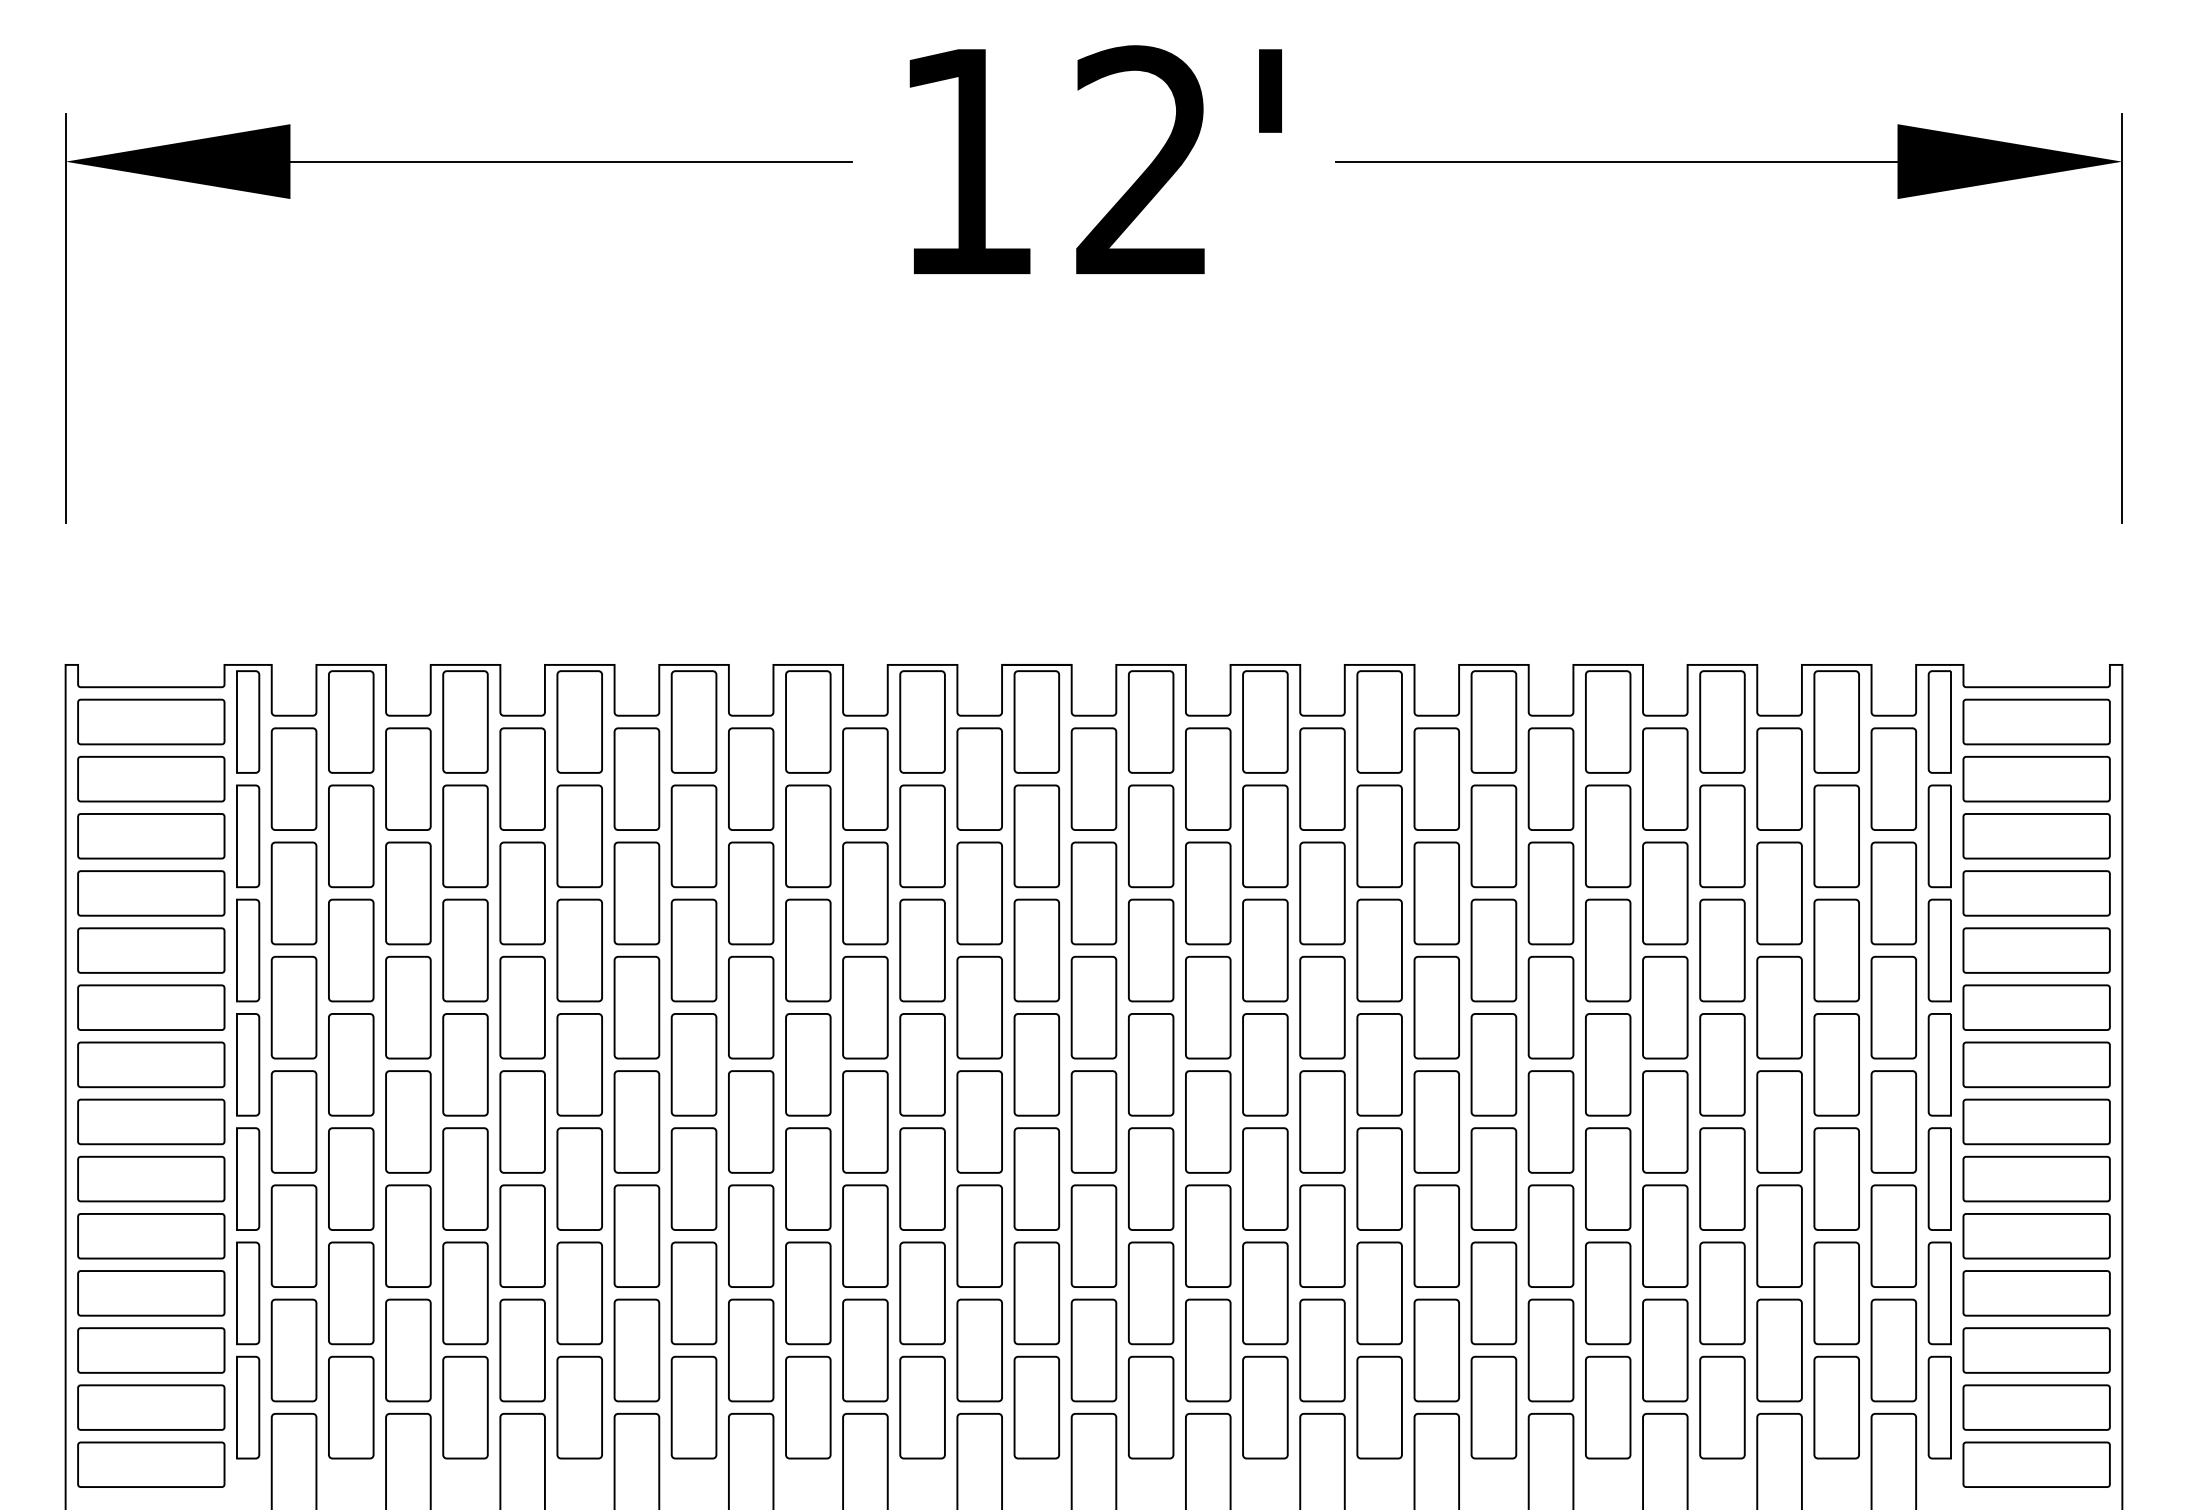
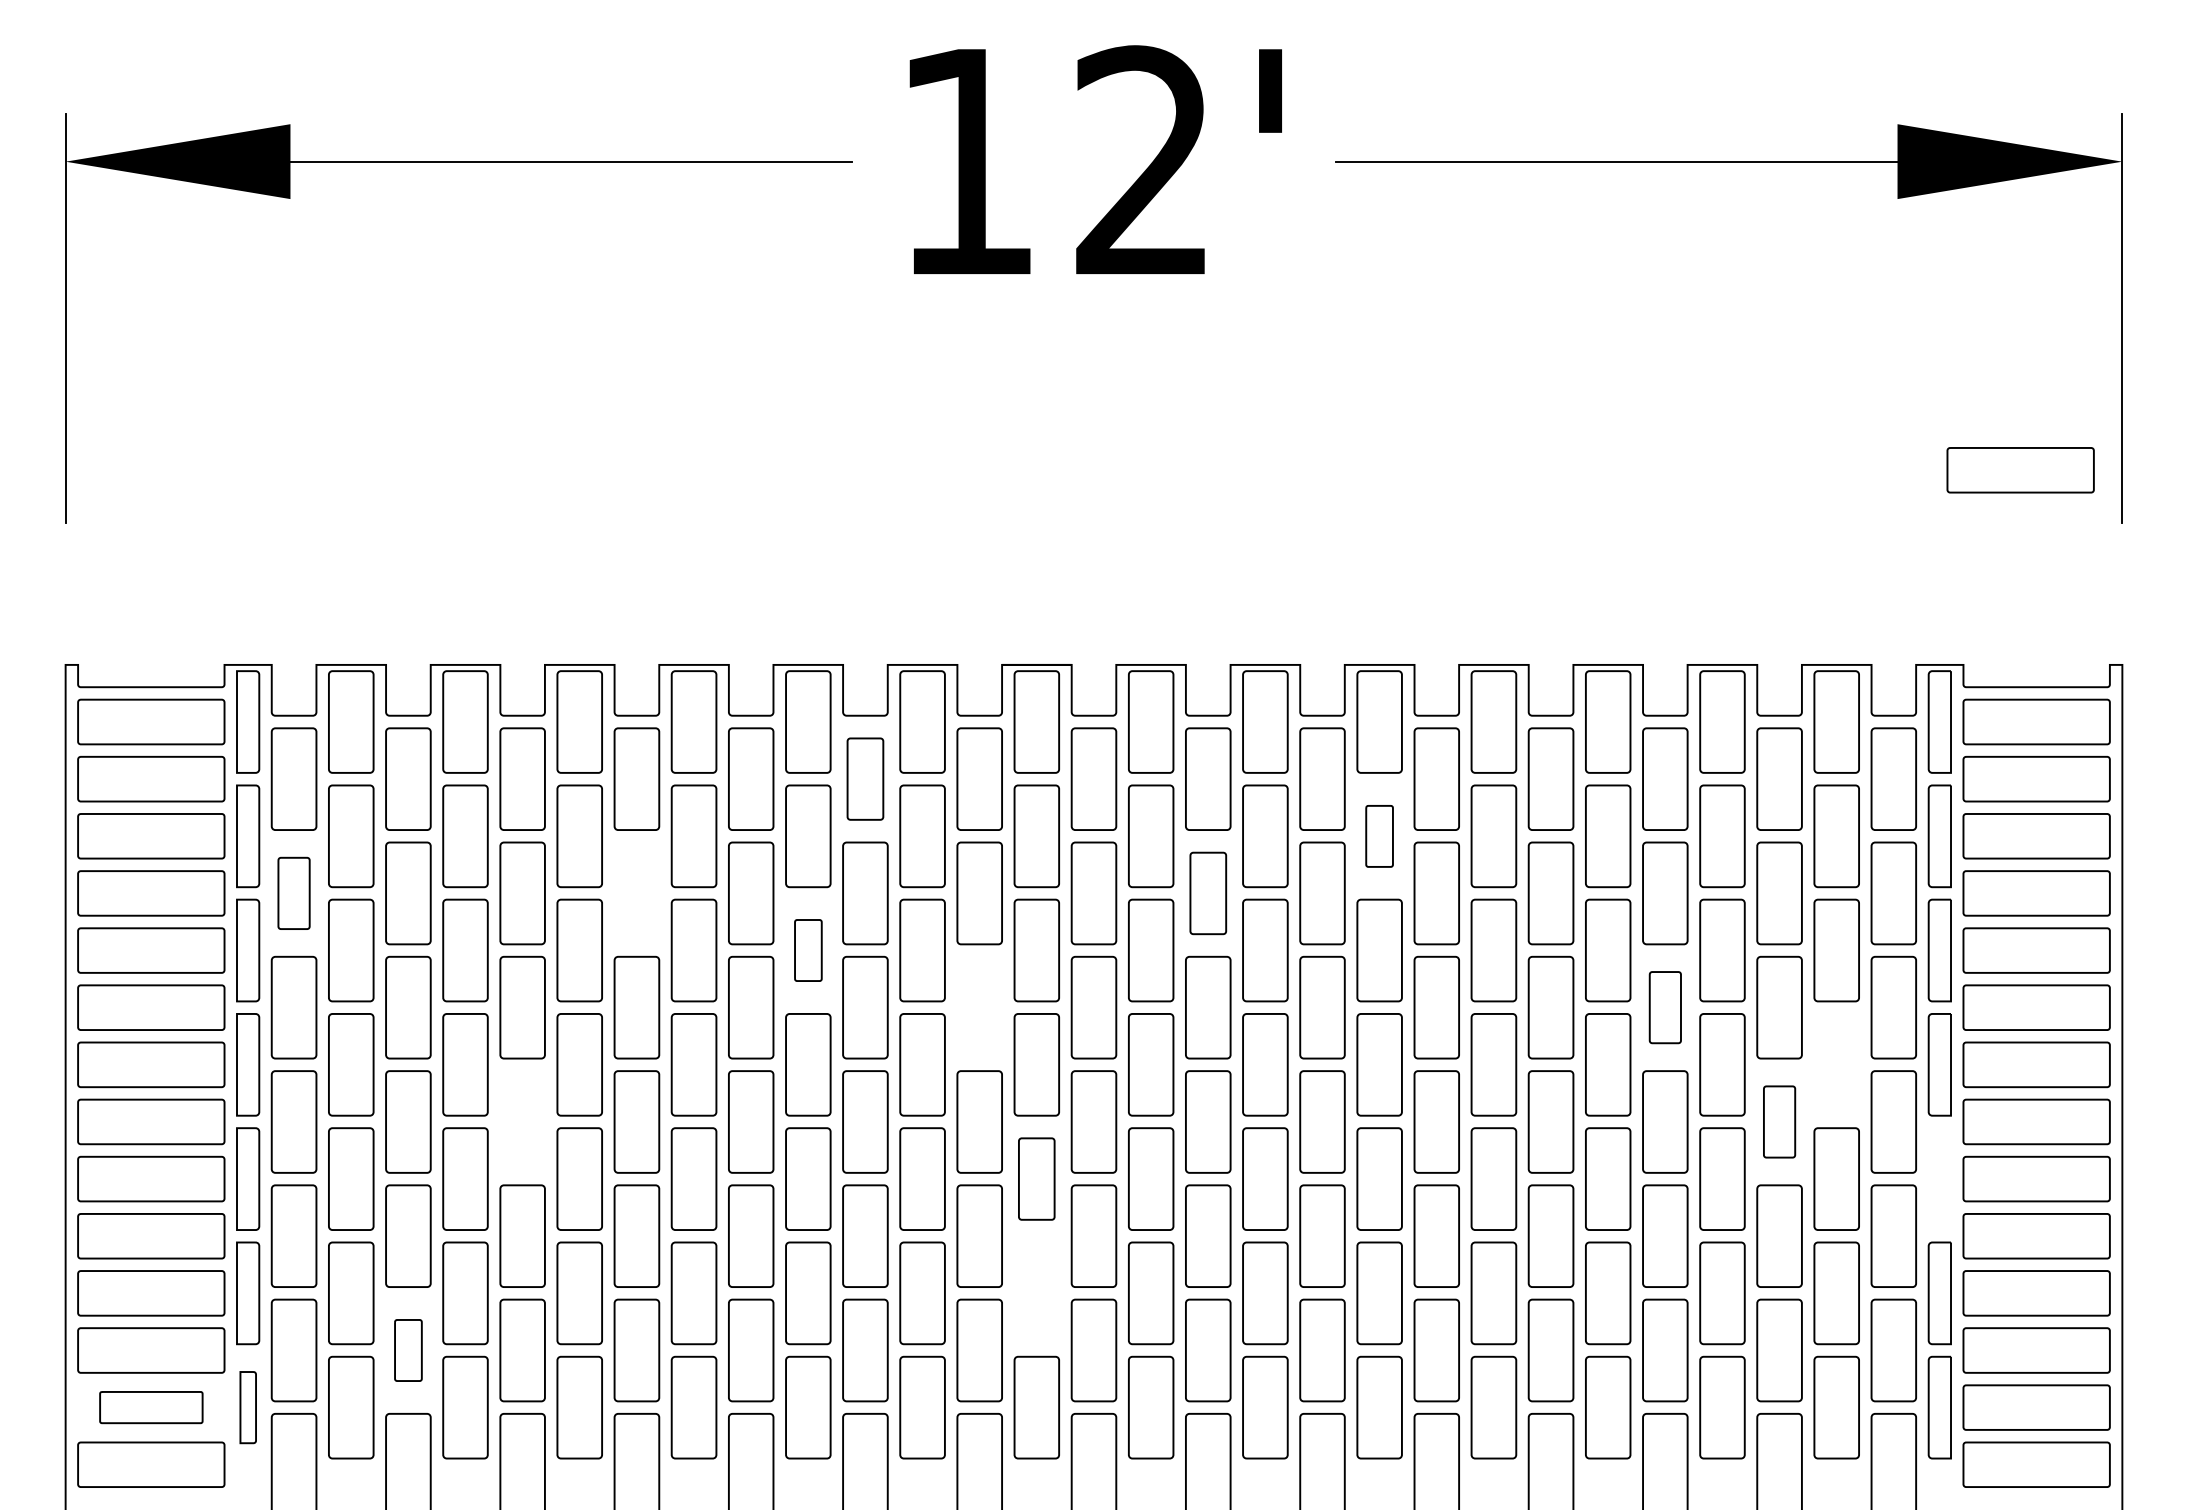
part: none -> present (2020, 470)
part size: 47x104 px -> 39x84 px (865, 778)
part size: 47x105 px -> 29x63 px (1379, 836)
part size: 48x105 px -> 34x74 px (293, 892)
part: present -> none (636, 893)
part size: 47x105 px -> 39x85 px (1208, 893)
part size: 47x105 px -> 29x63 px (808, 950)
part: present -> none (979, 1007)
part size: 47x105 px -> 34x74 px (1664, 1007)
part: present -> none (1836, 1064)
part: present -> none (522, 1121)
part size: 47x104 px -> 34x74 px (1779, 1121)
part size: 47x104 px -> 38x84 px (1036, 1178)
part: present -> none (1939, 1178)
part: present -> none (1036, 1293)
part size: 47x105 px -> 29x63 px (408, 1350)
part size: 149x47 px -> 105x34 px (151, 1407)
part size: 25x105 px -> 18x74 px (247, 1407)
